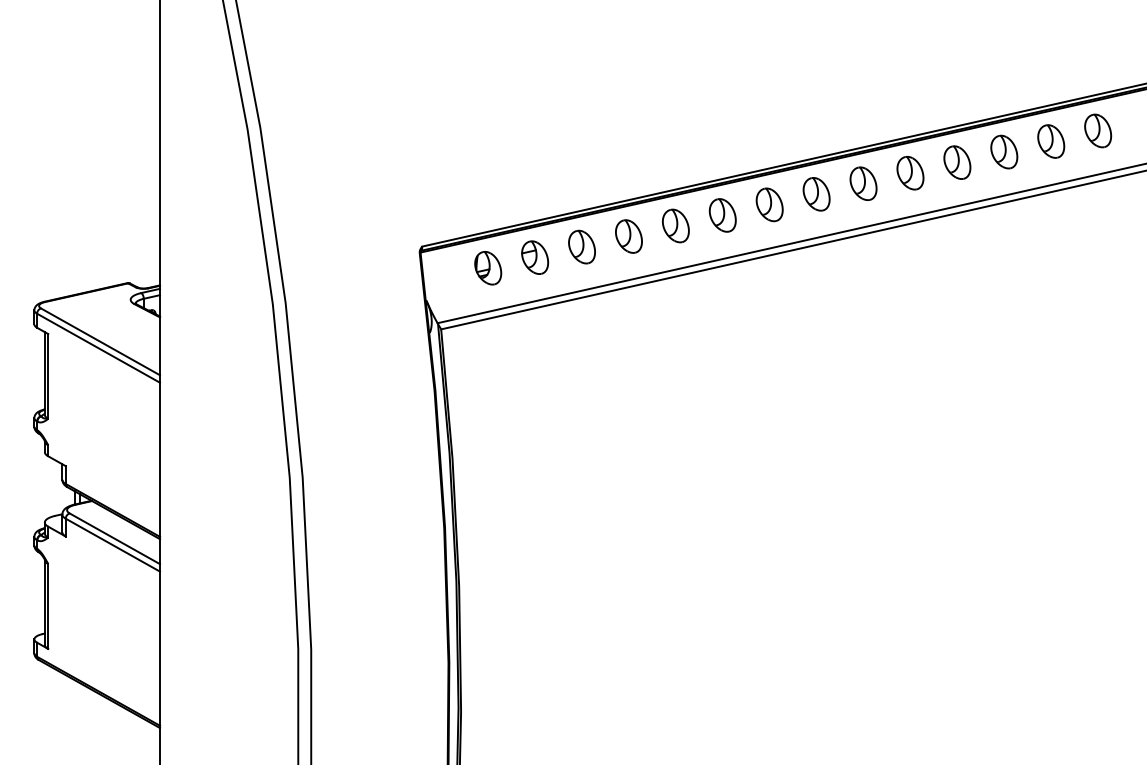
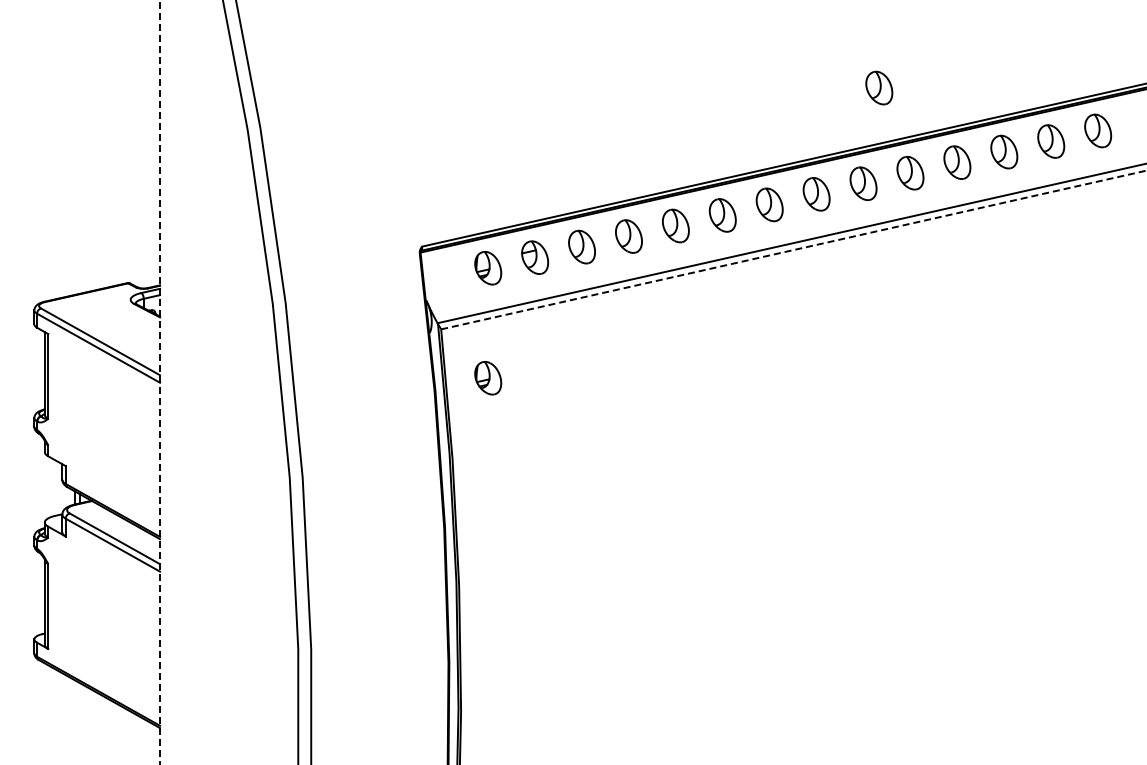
part: none -> present (879, 87)
line: solid -> dashed (794, 249)
part: none -> present (488, 378)
line: solid -> dashed (160, 382)
